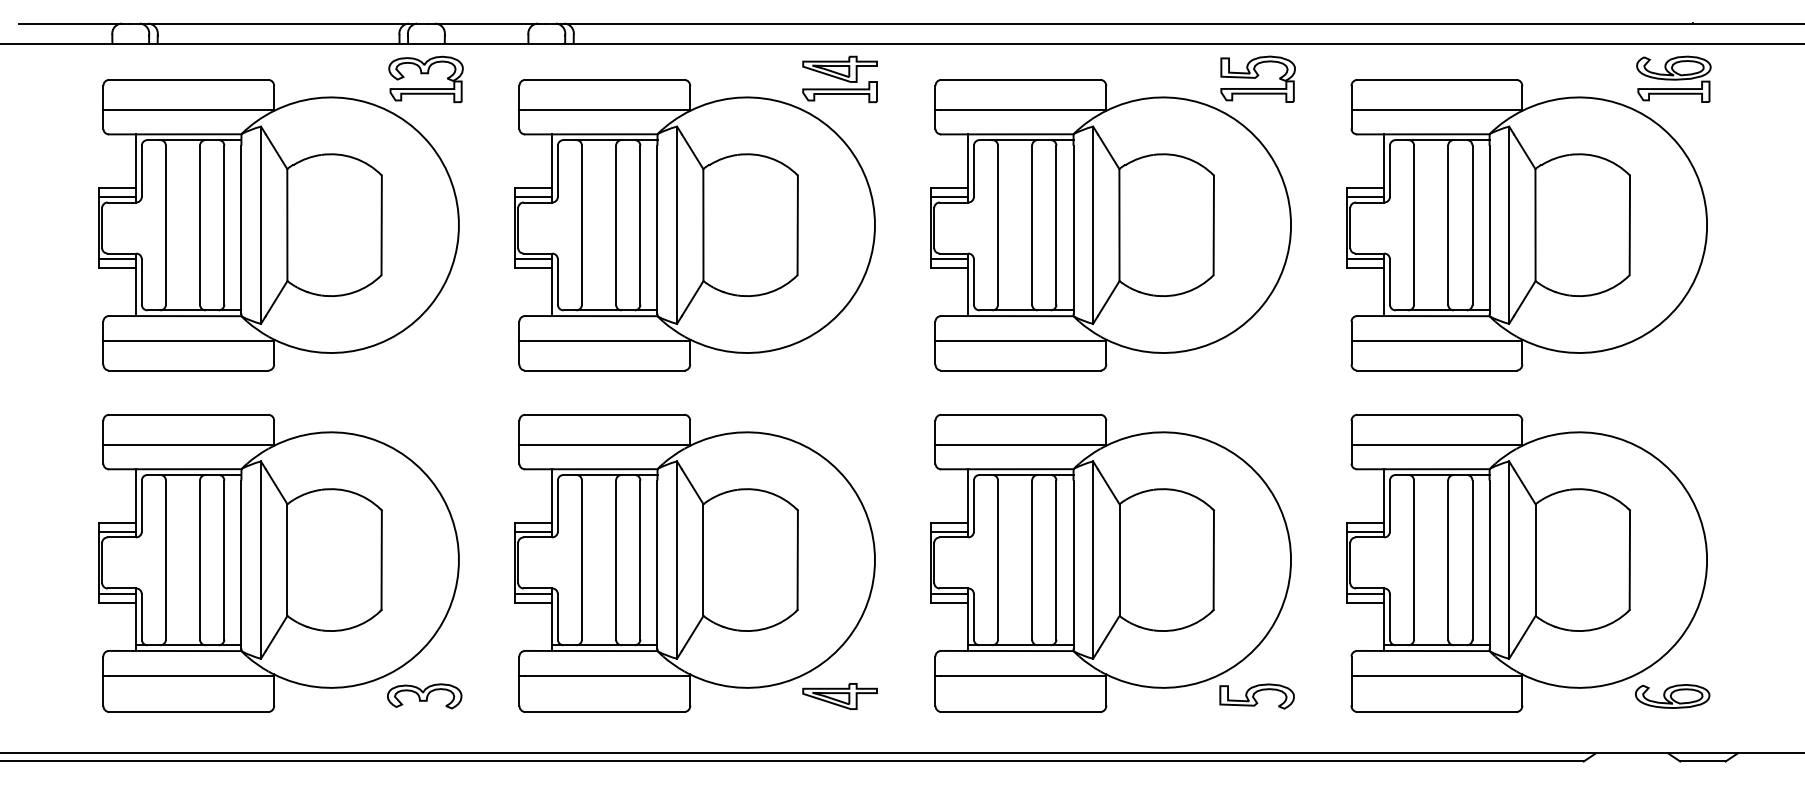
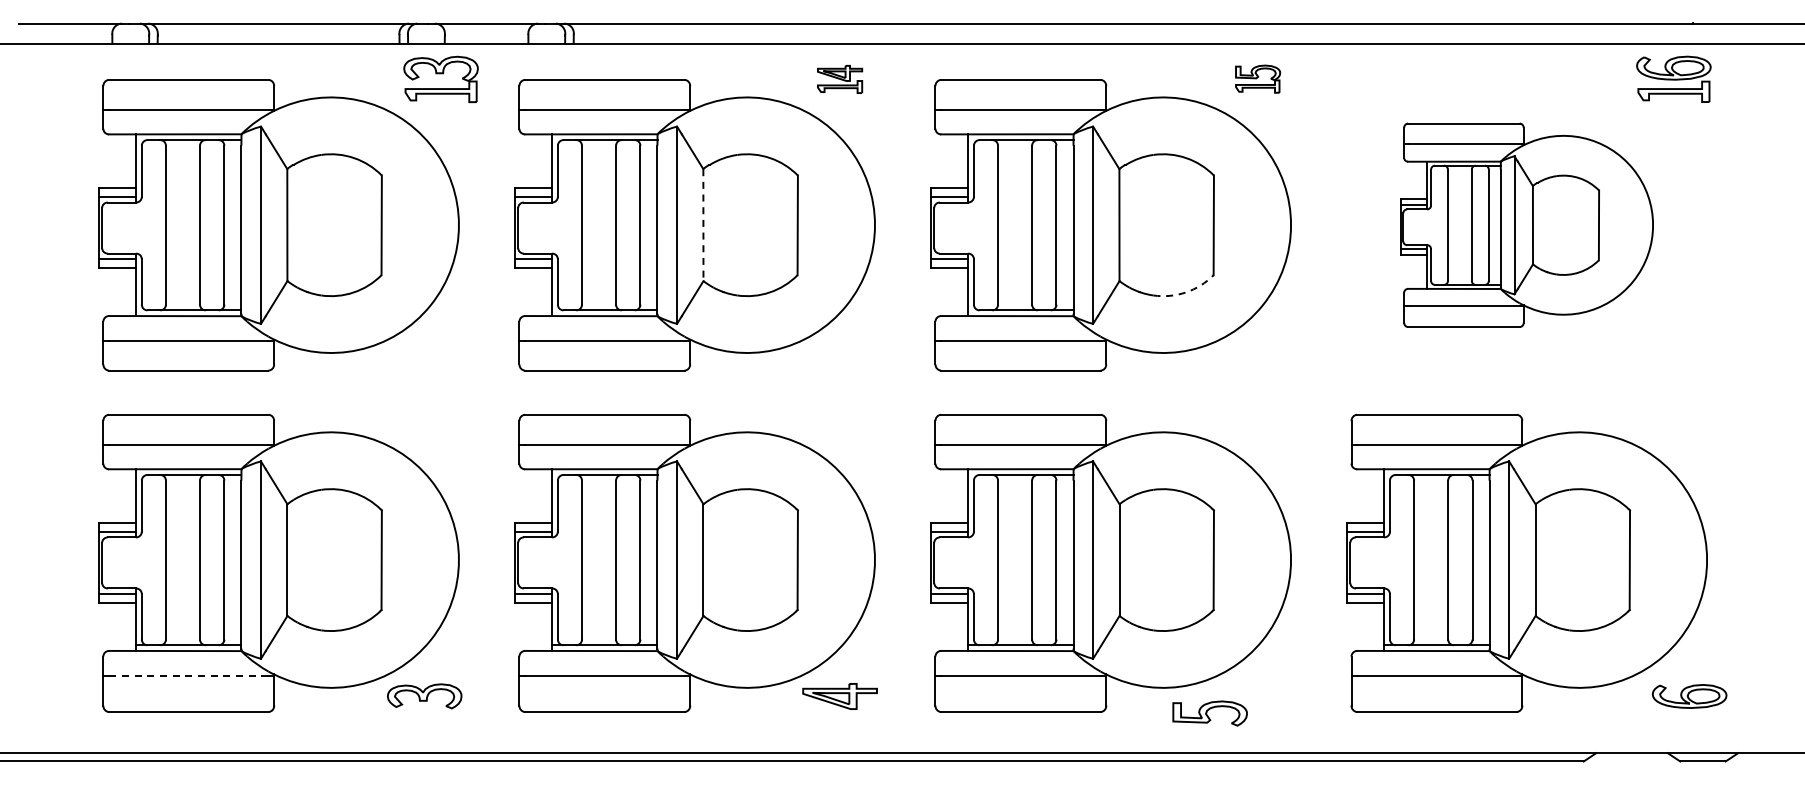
part size: 76x48 px -> 47x30 px (1258, 78)
part position: (425, 79) -> (440, 79) (440, 79)
part size: 76x49 px -> 47x29 px (840, 79)
line: solid -> dashed (703, 225)
part size: 362x293 px -> 254x206 px (1526, 224)
arc: solid -> dashed (1185, 292)
line: solid -> dashed (188, 676)
part position: (1256, 696) -> (1209, 713) (1209, 713)
part position: (1672, 696) -> (1689, 696) (1689, 696)
